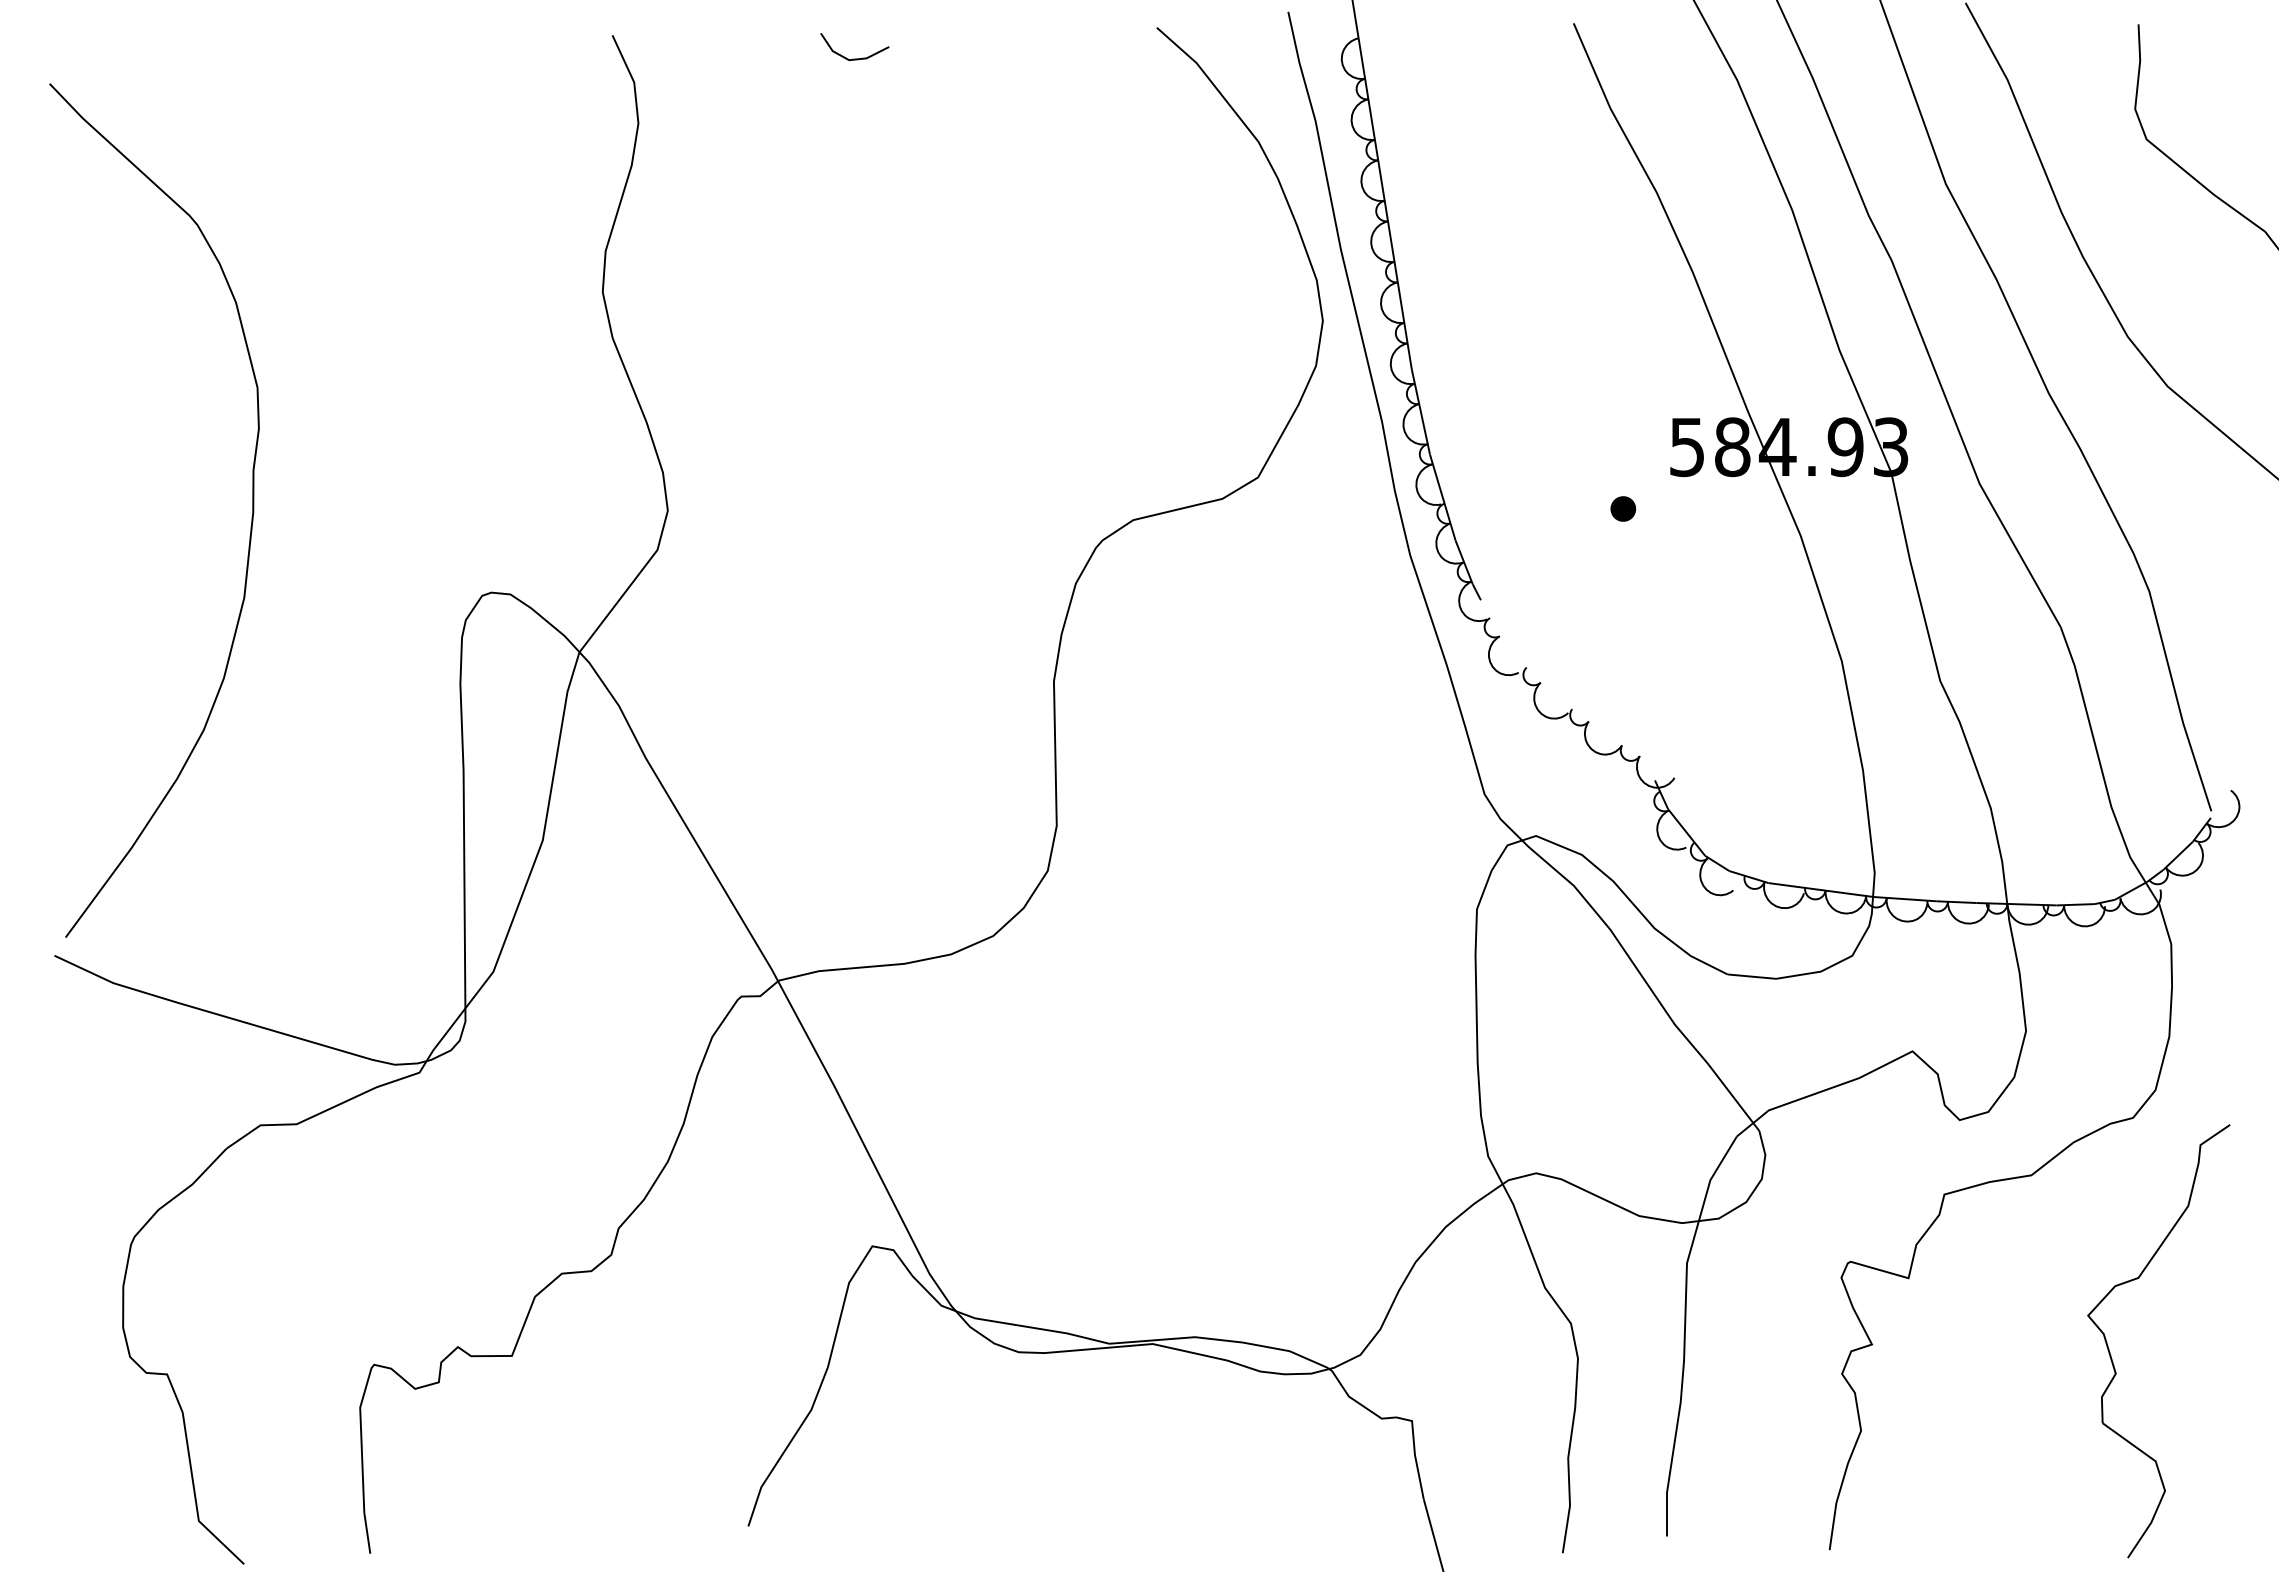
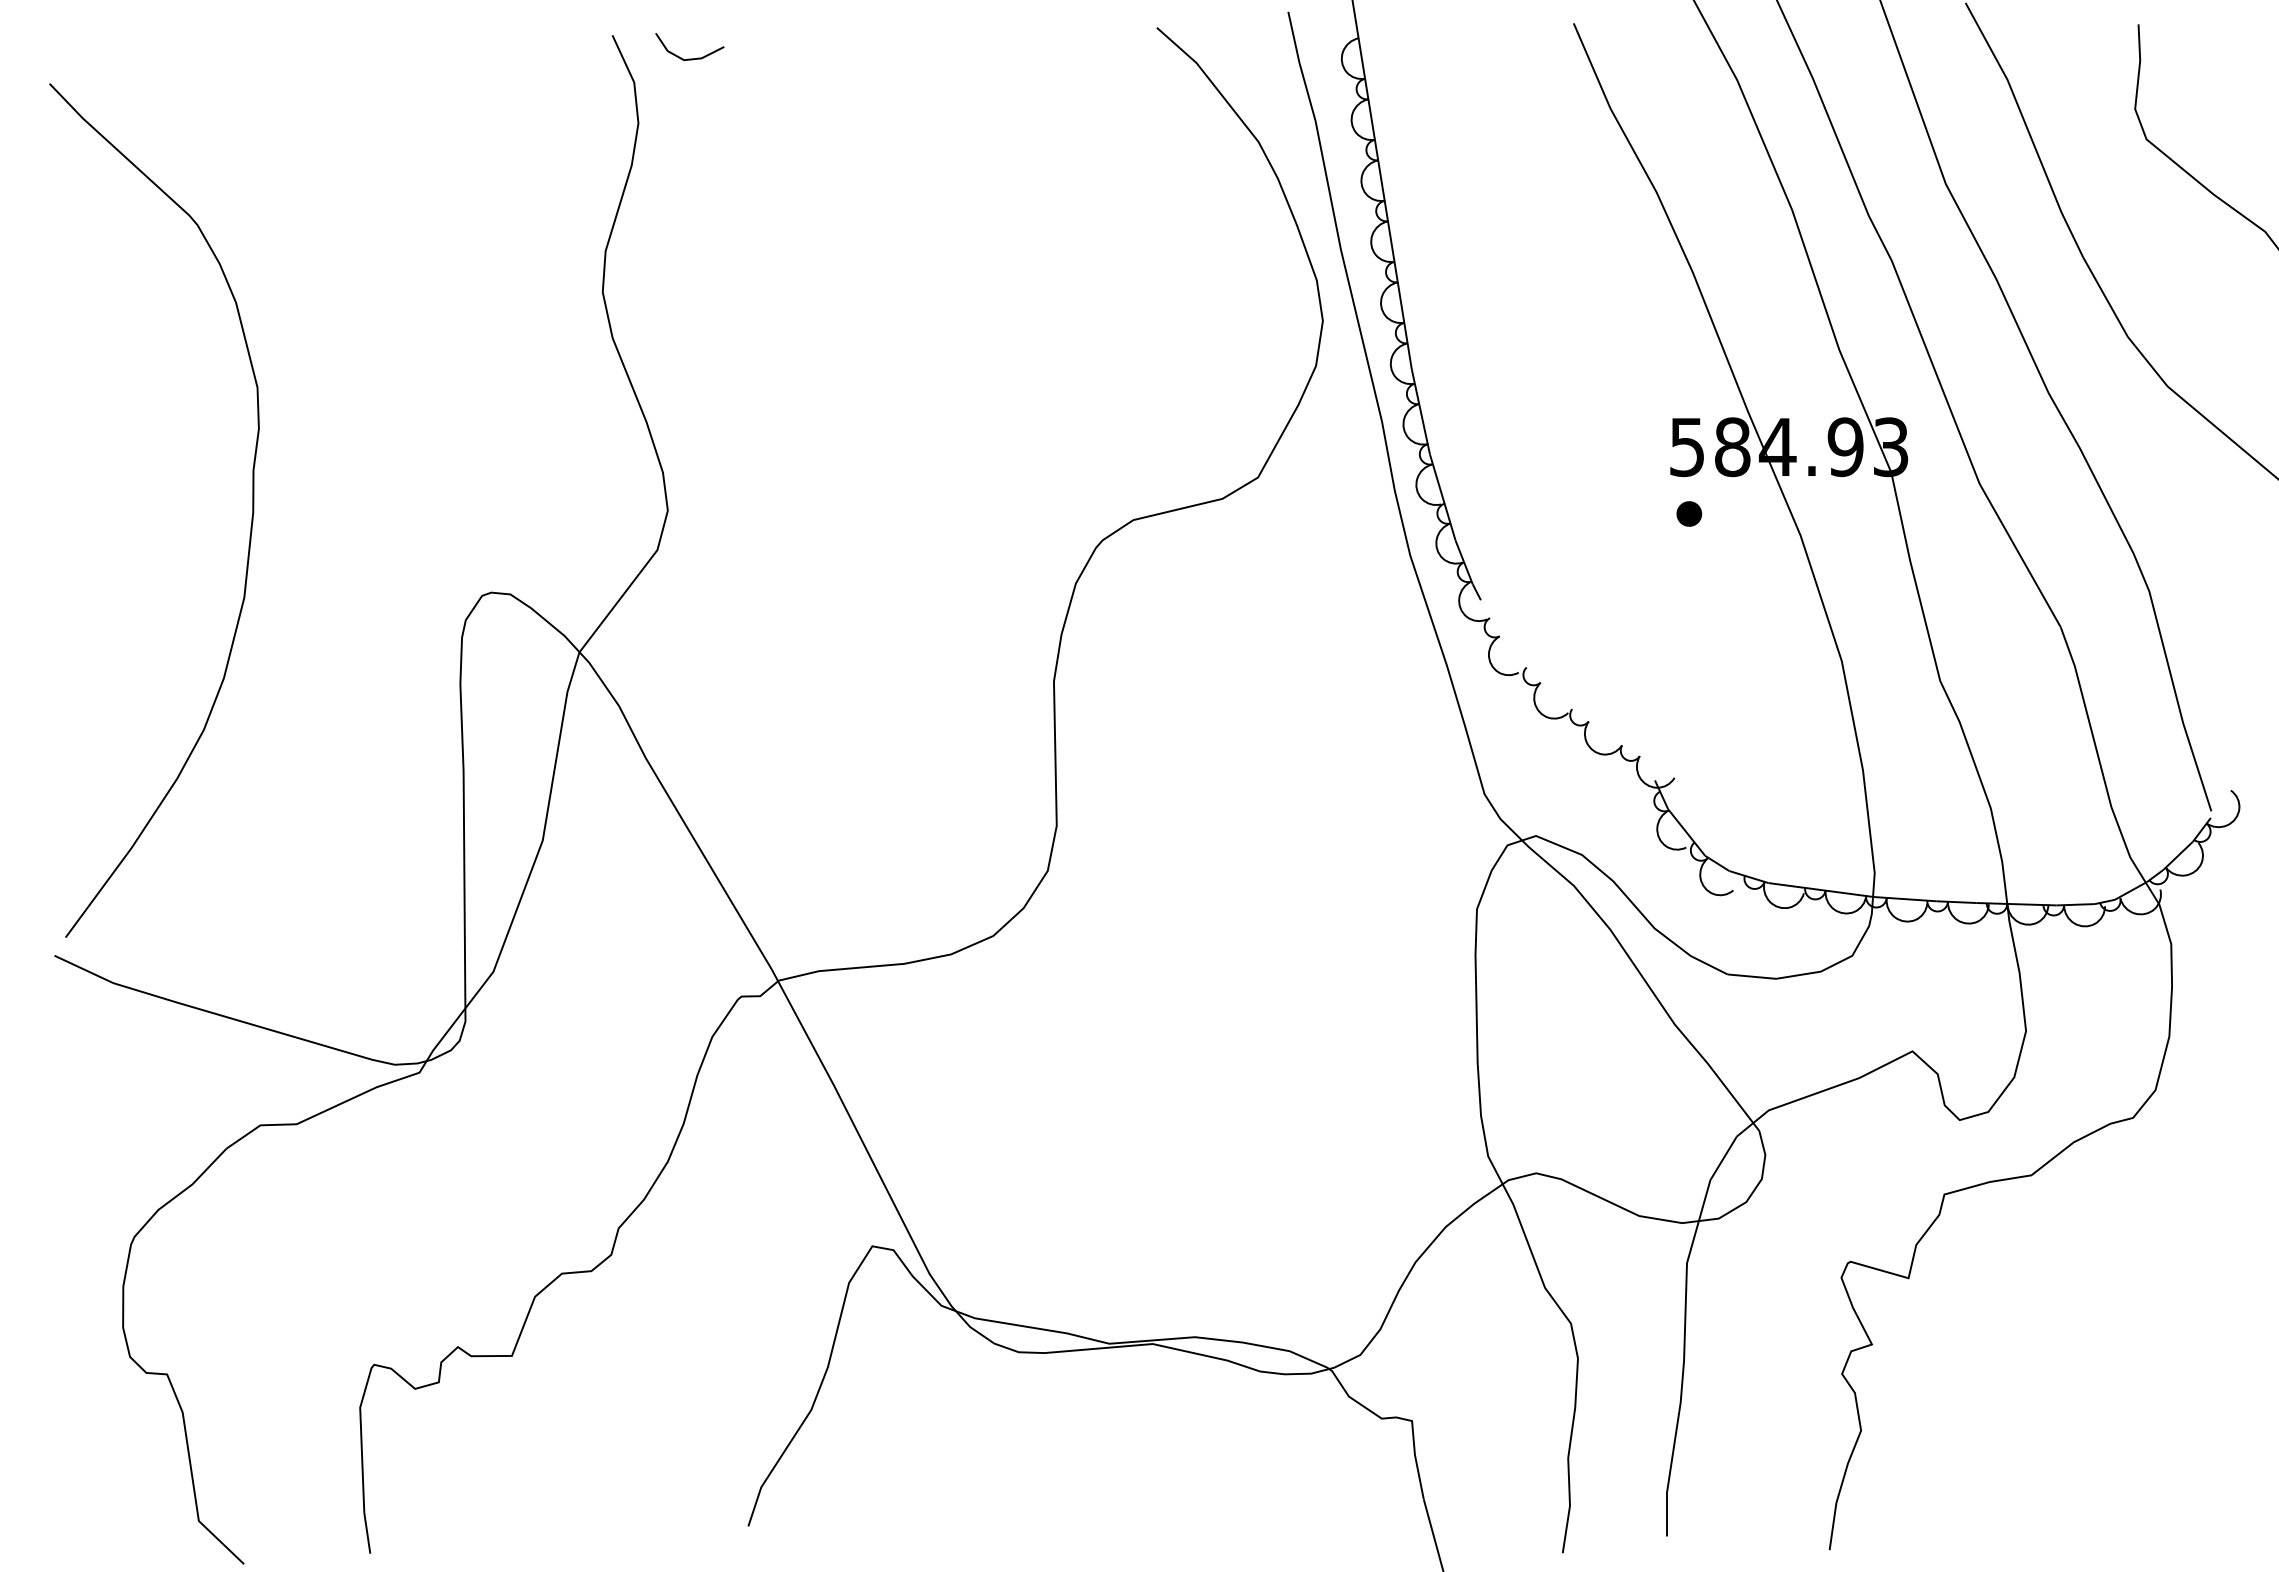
line position: (854, 58) -> (689, 58) (689, 58)
part position: (1623, 508) -> (1689, 513) (1689, 513)
part: present -> none (2111, 1355)
